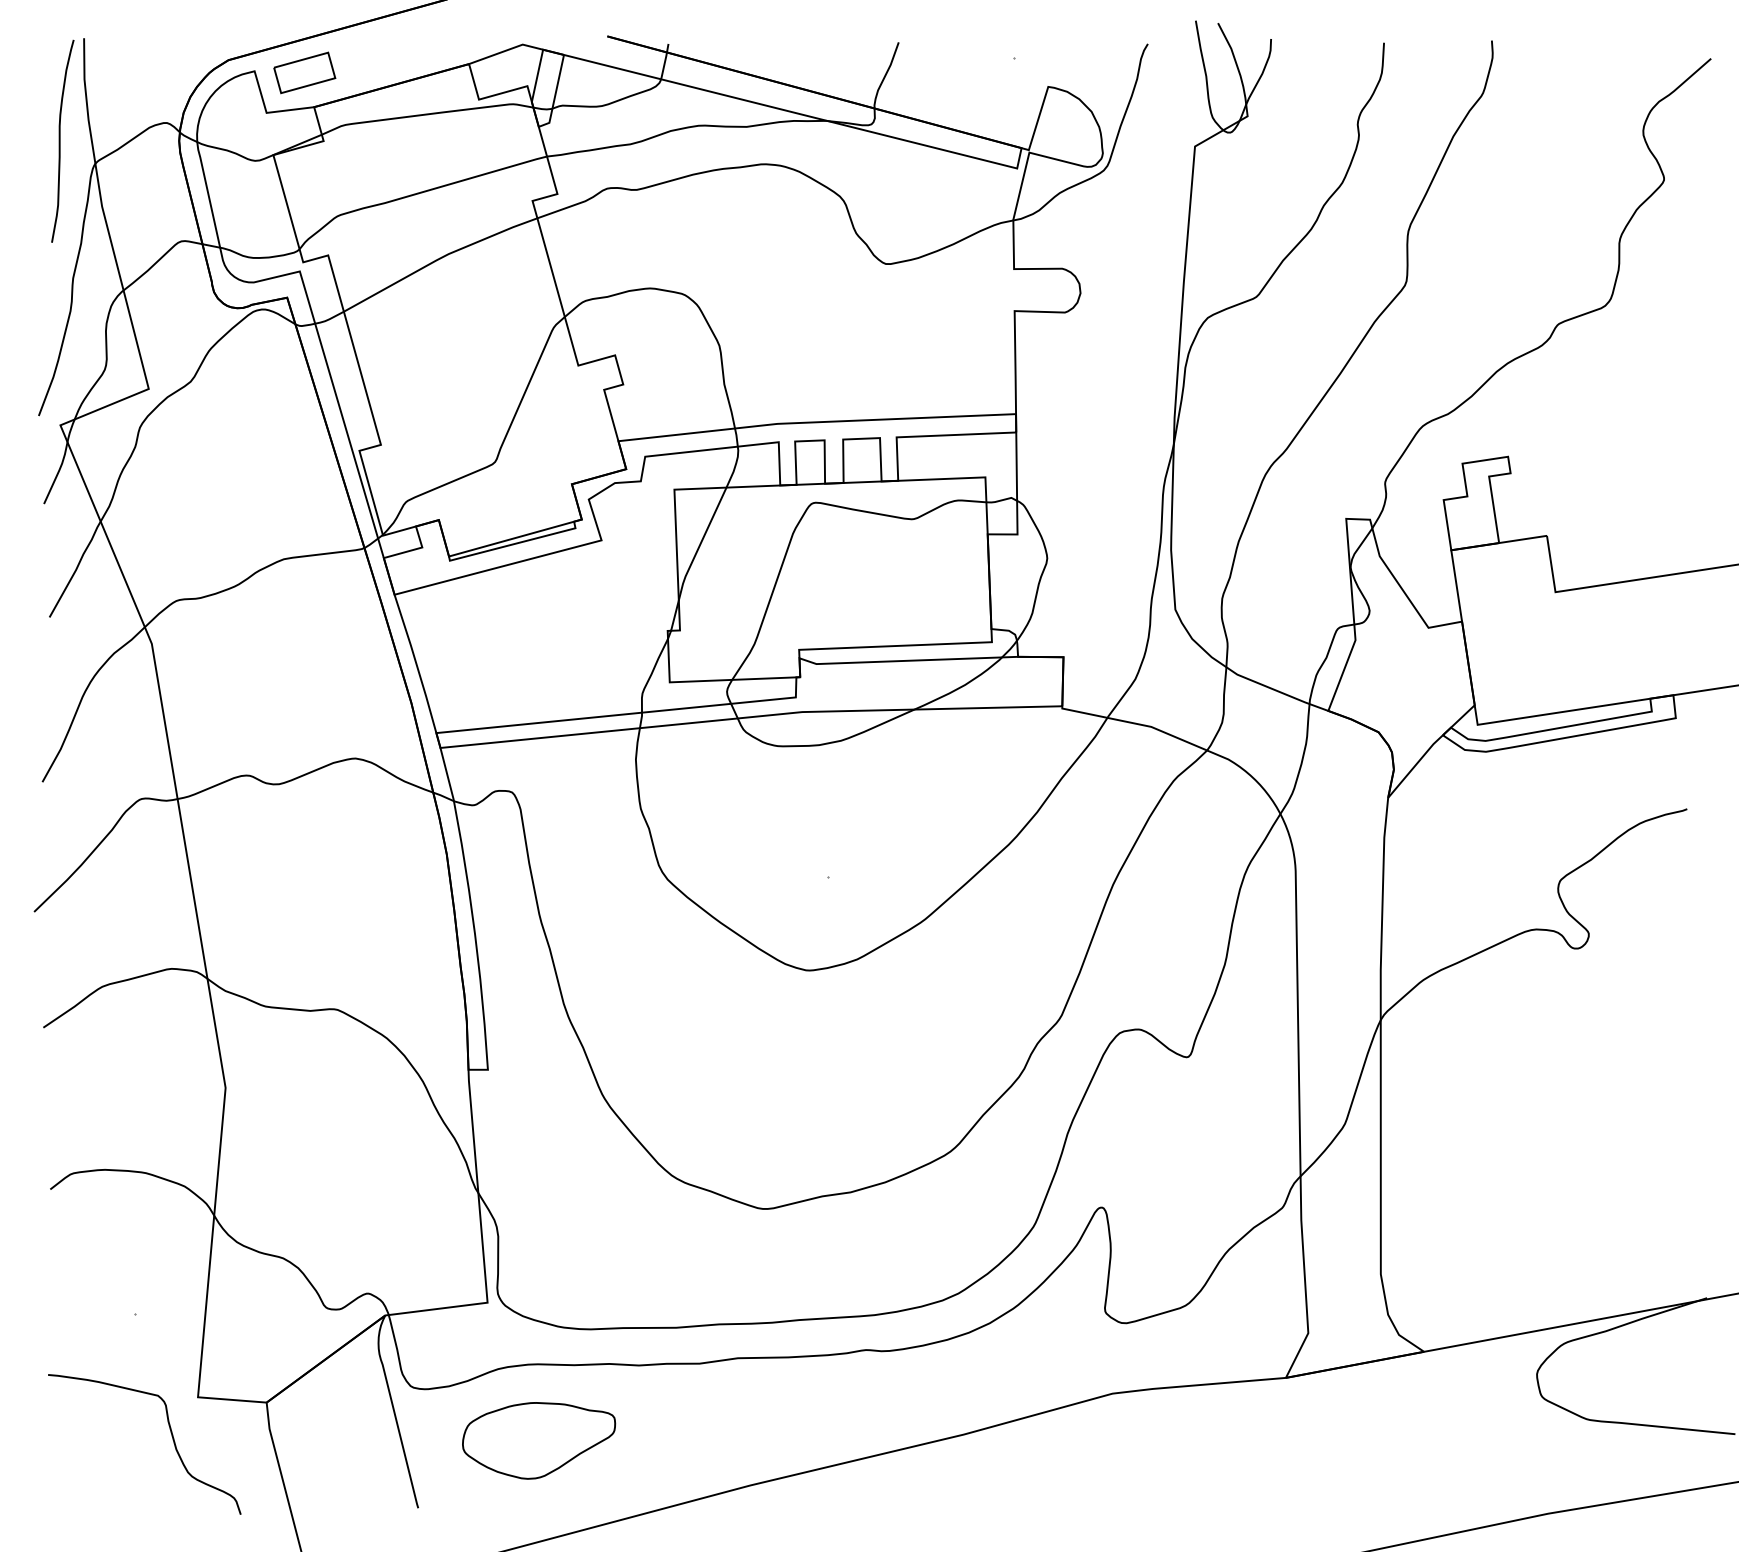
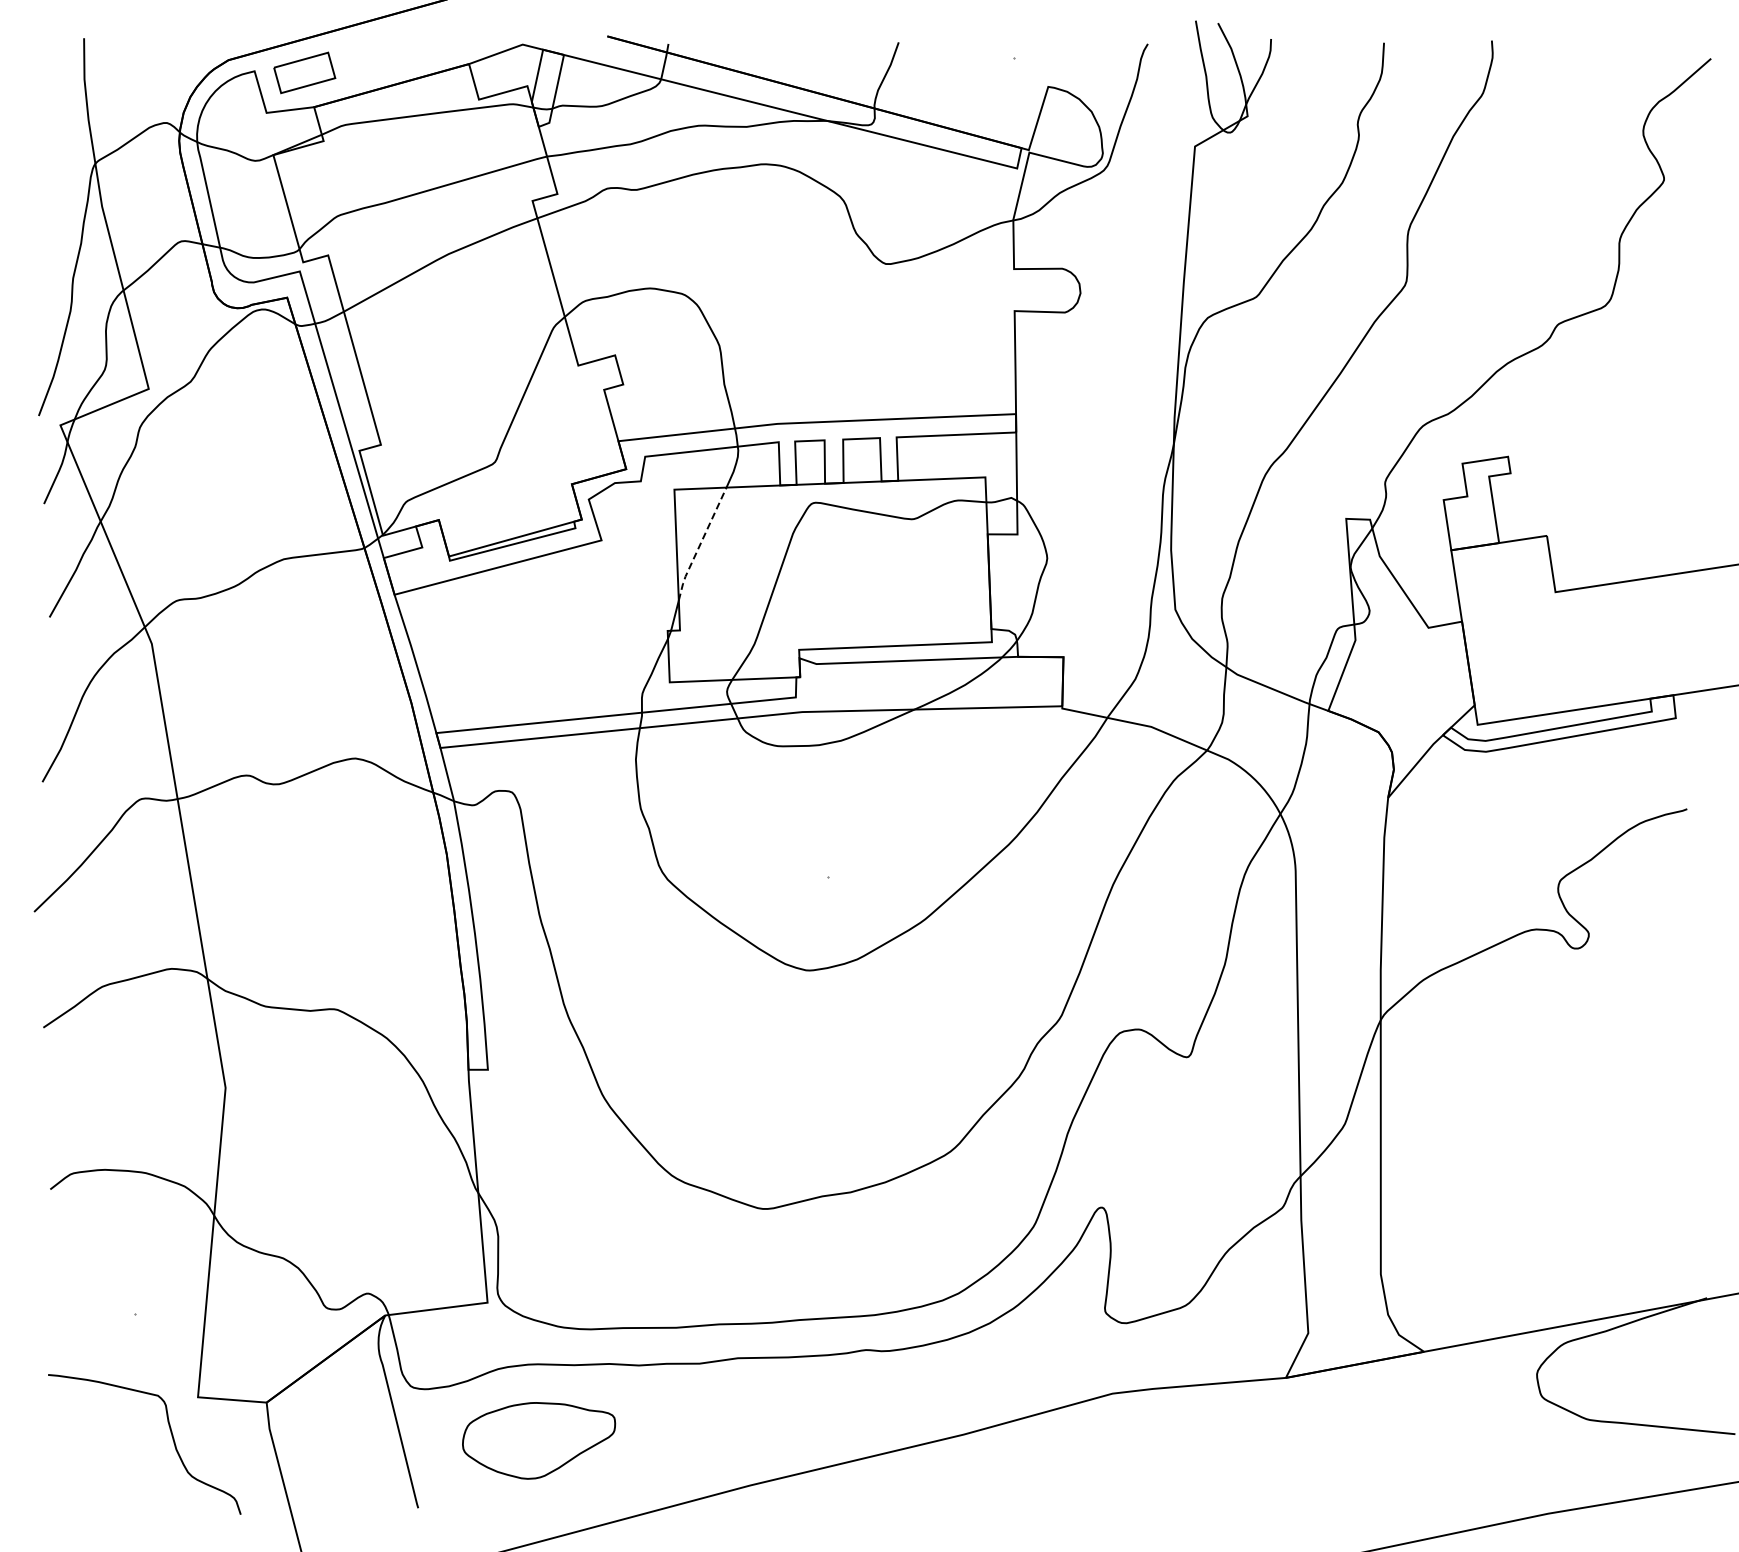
curve: present -> none (60, 140)
line: solid -> dashed (700, 544)
